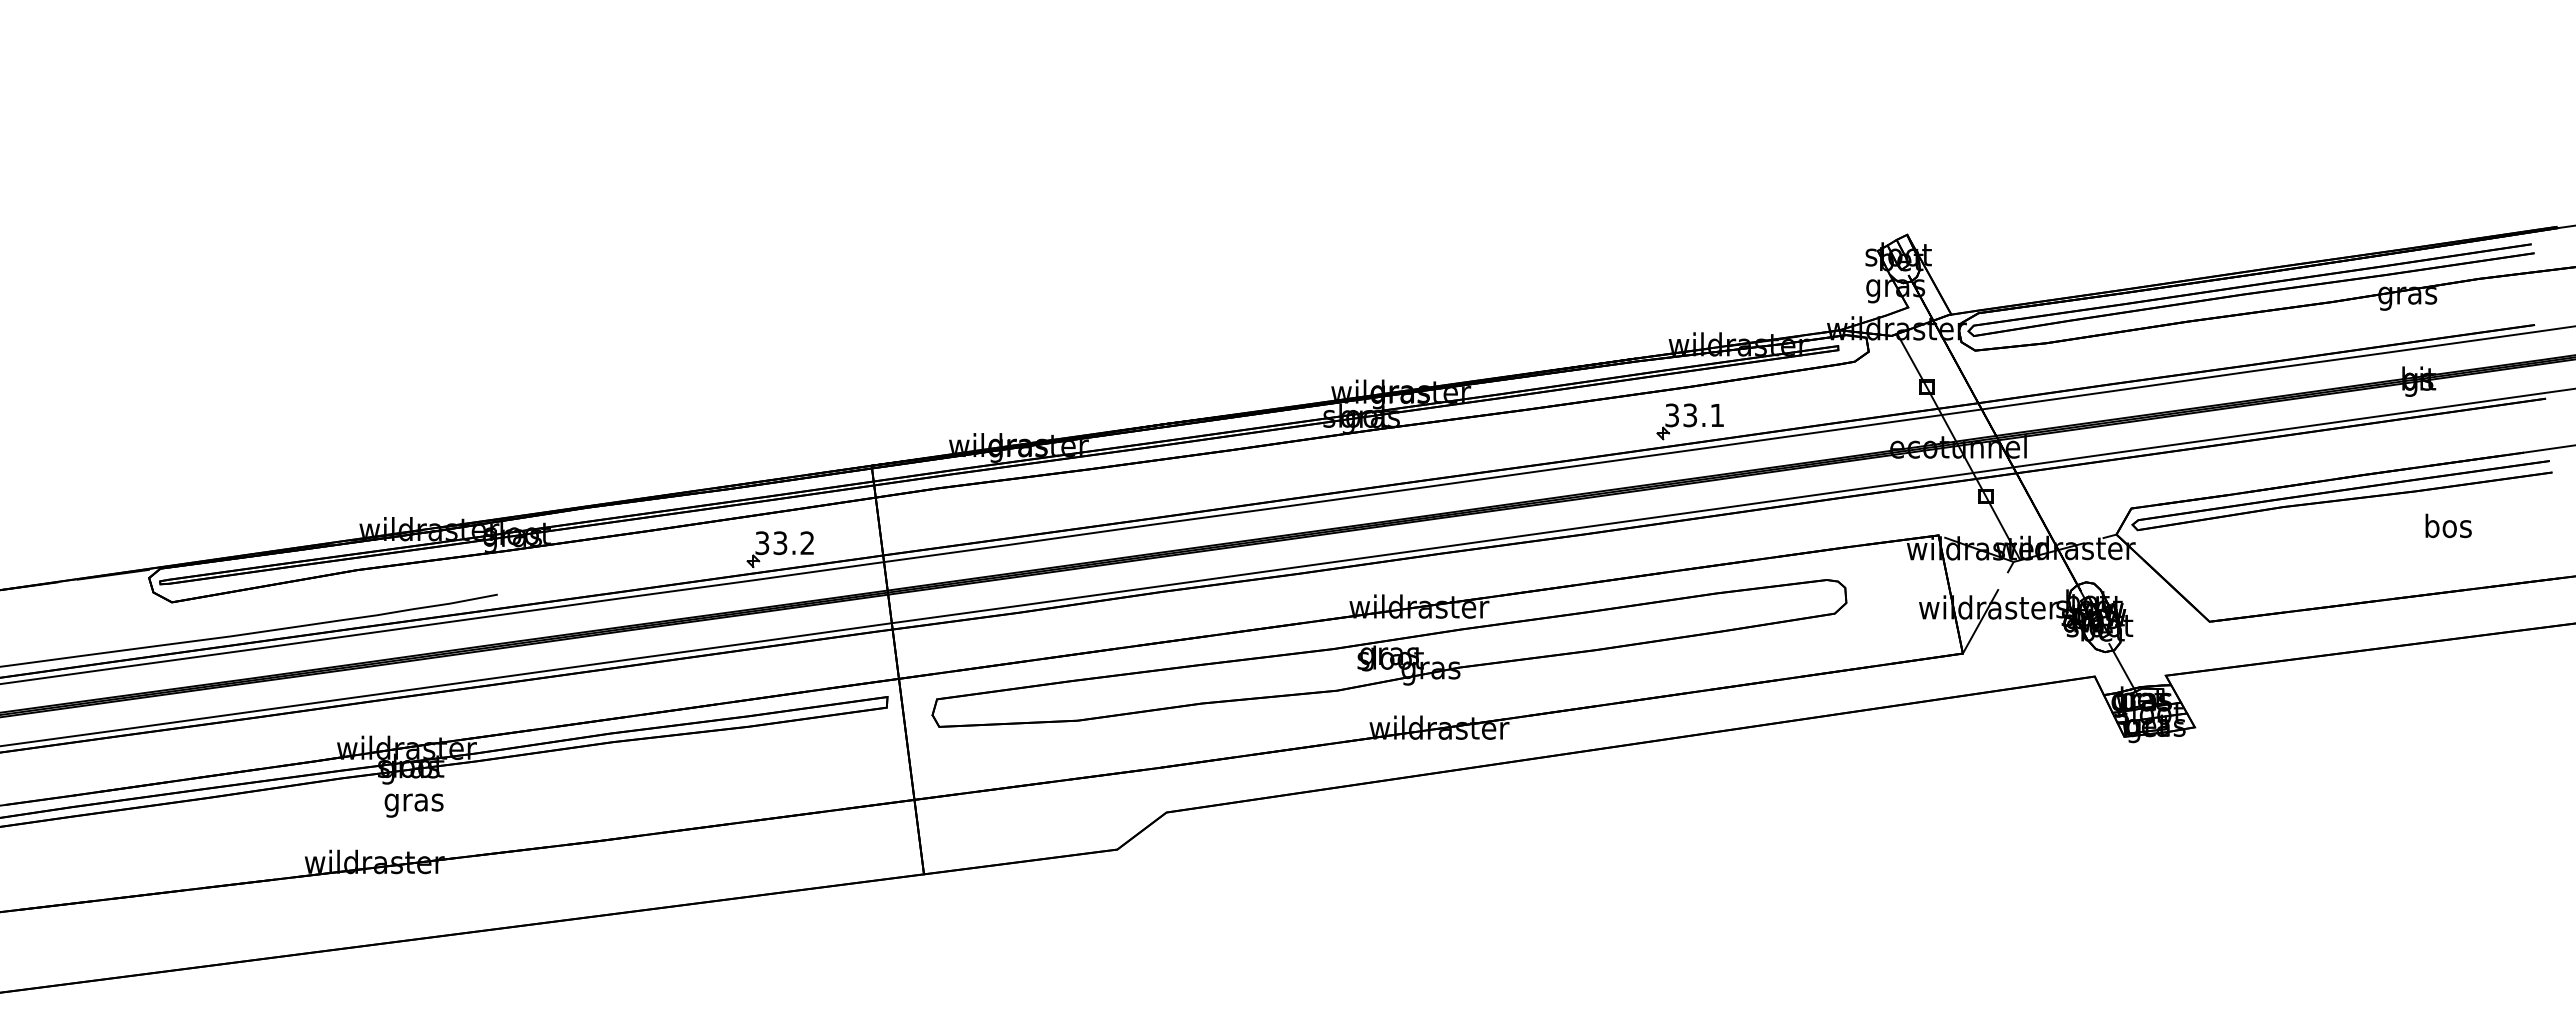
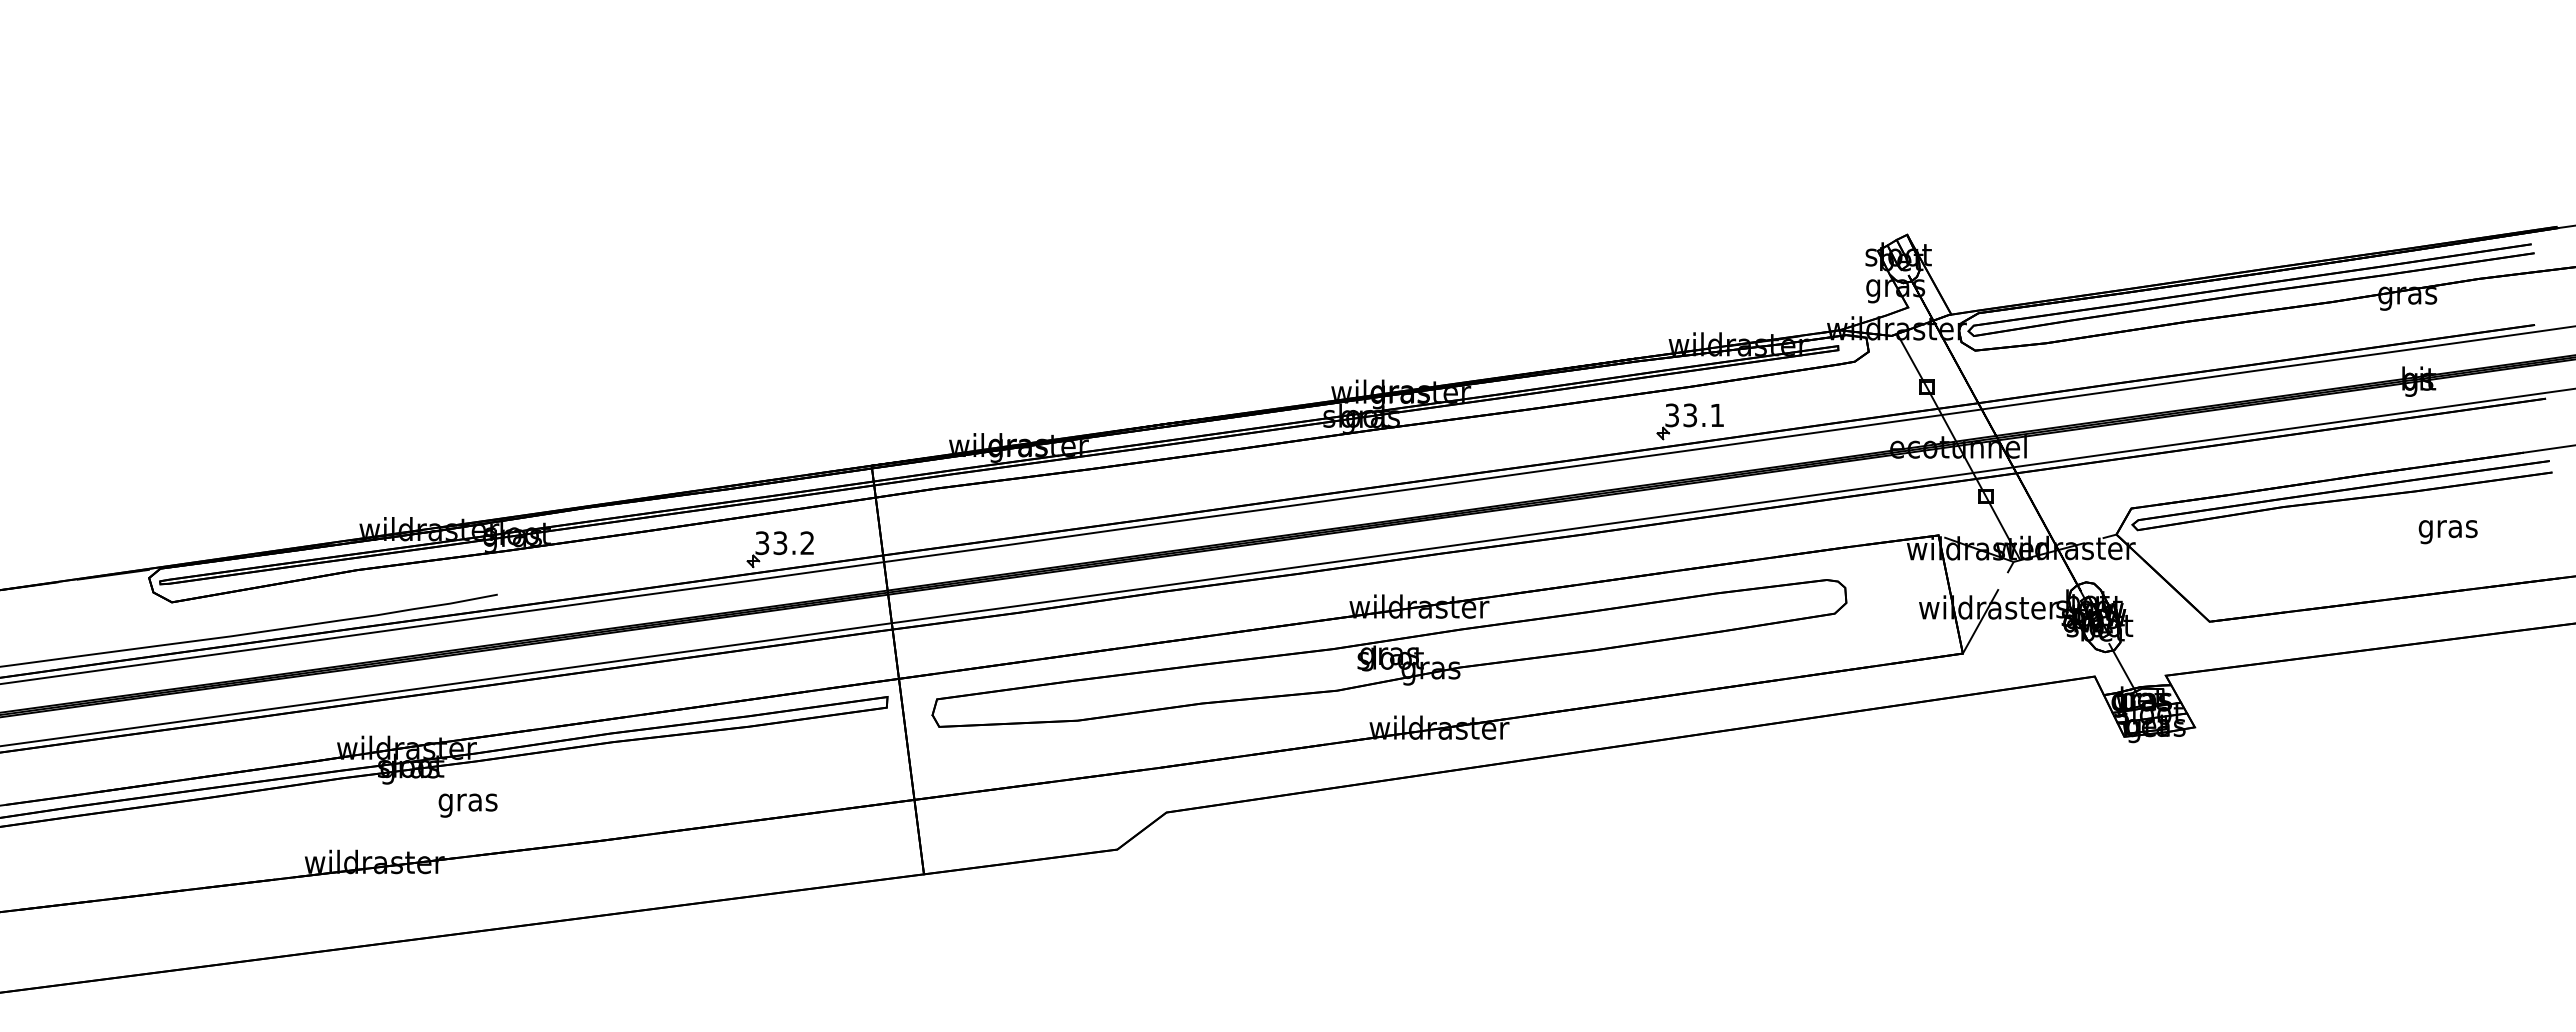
text: bos -> gras (2447, 528)
text position: (413, 805) -> (467, 805) (467, 805)
